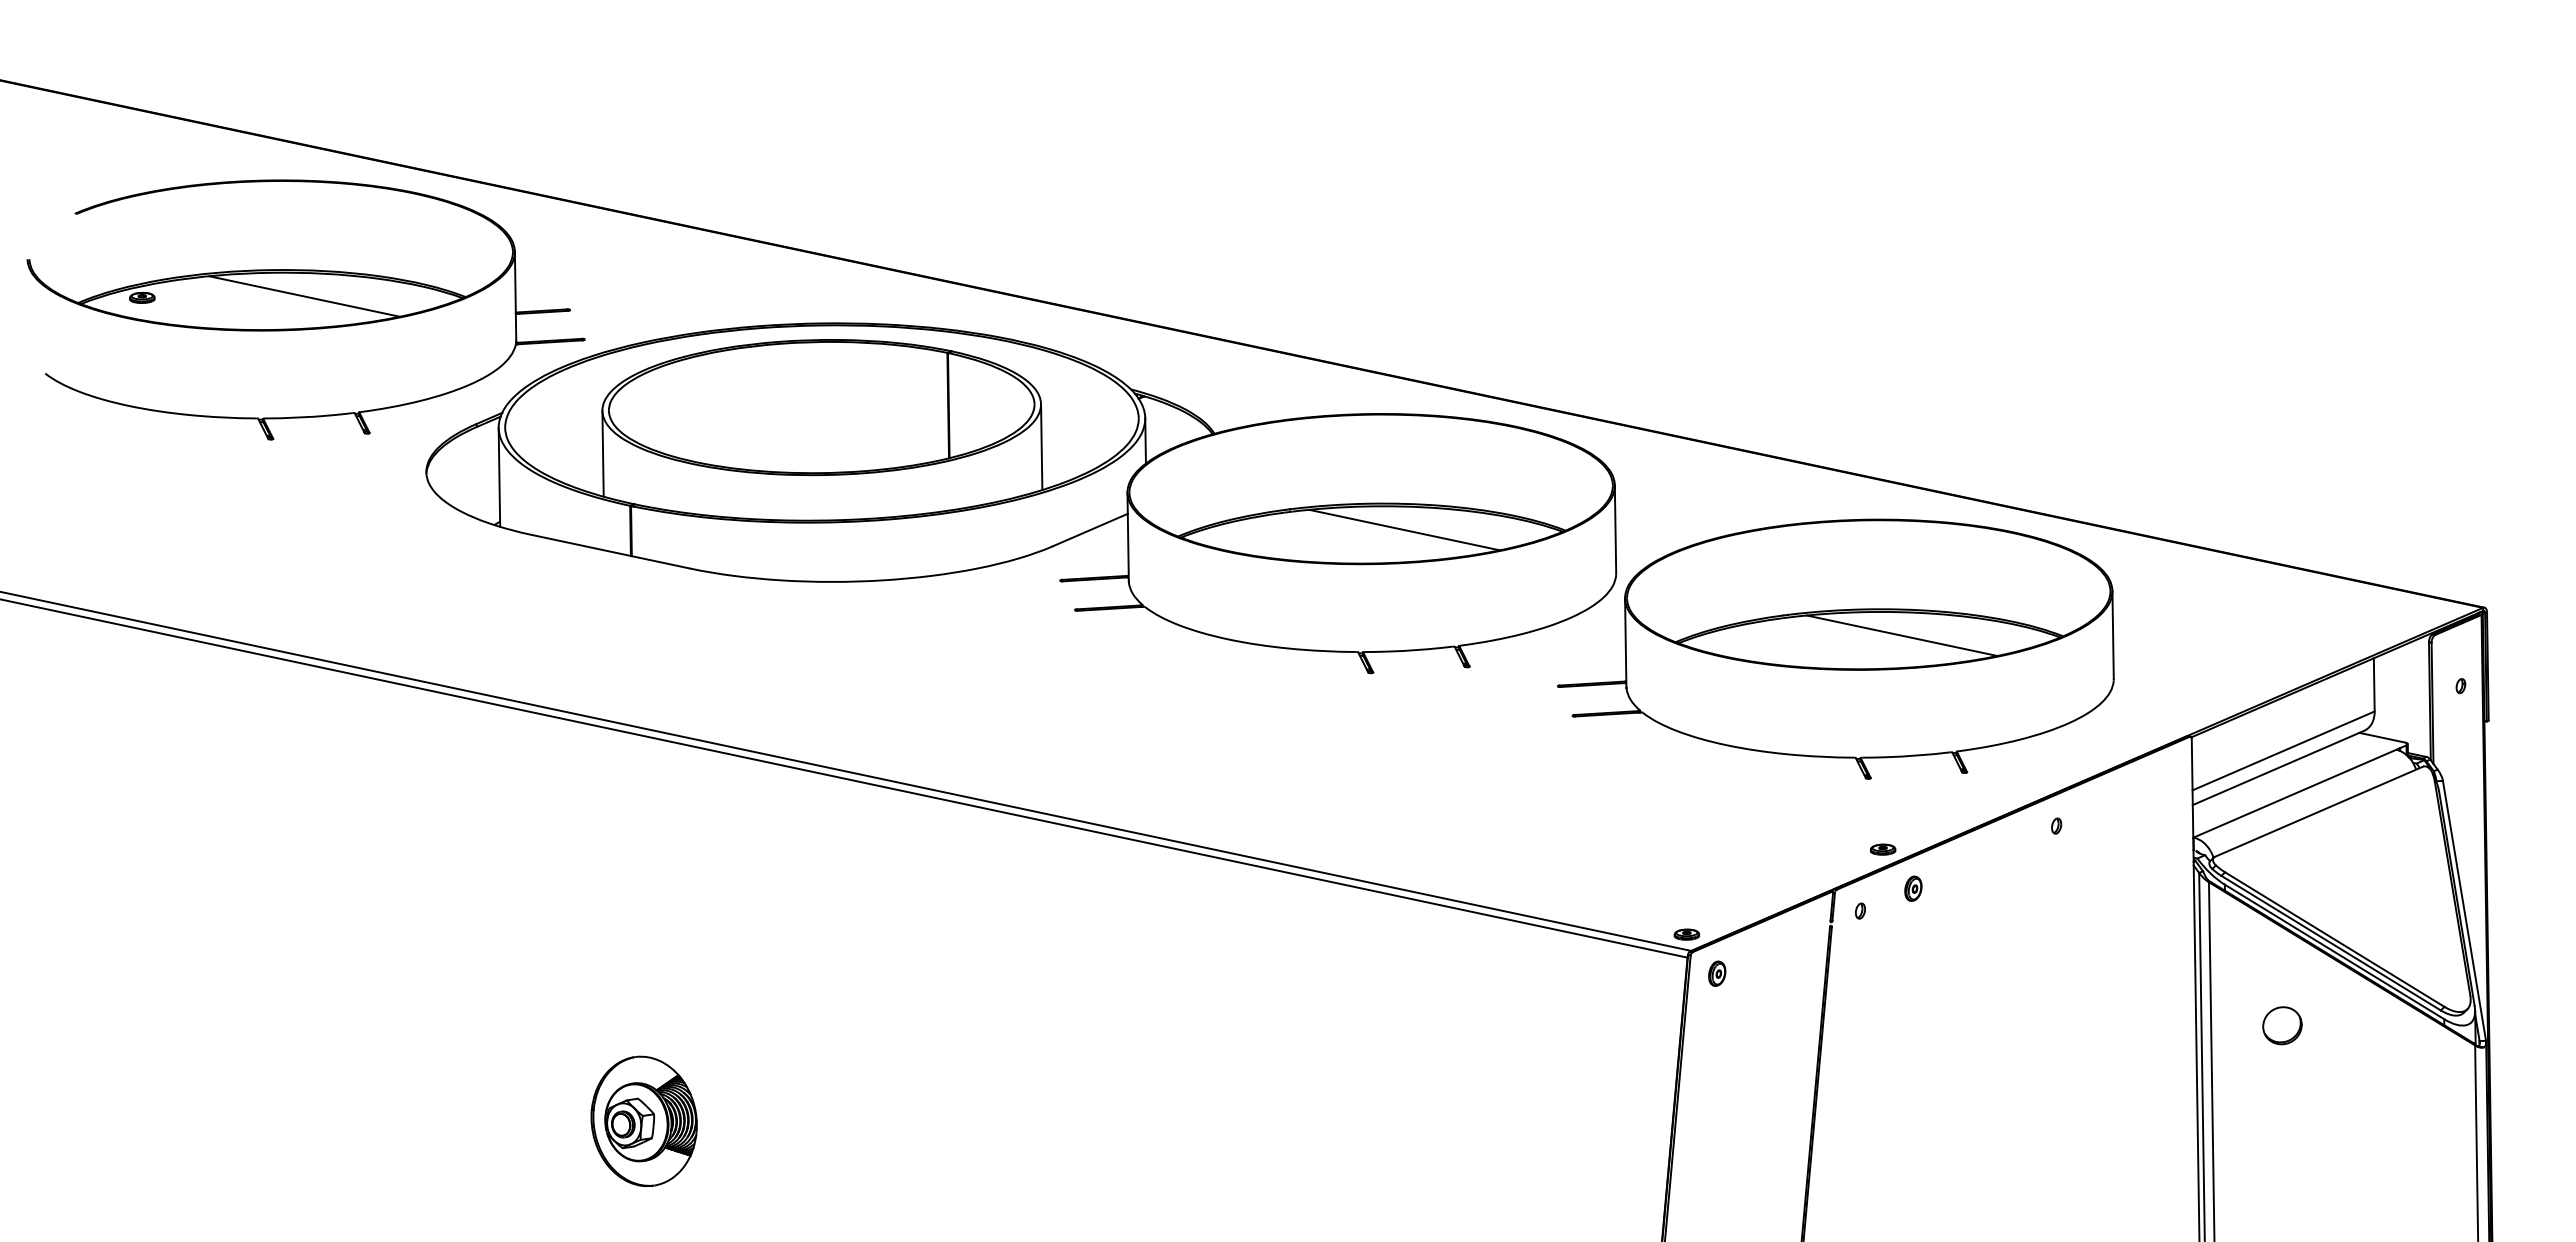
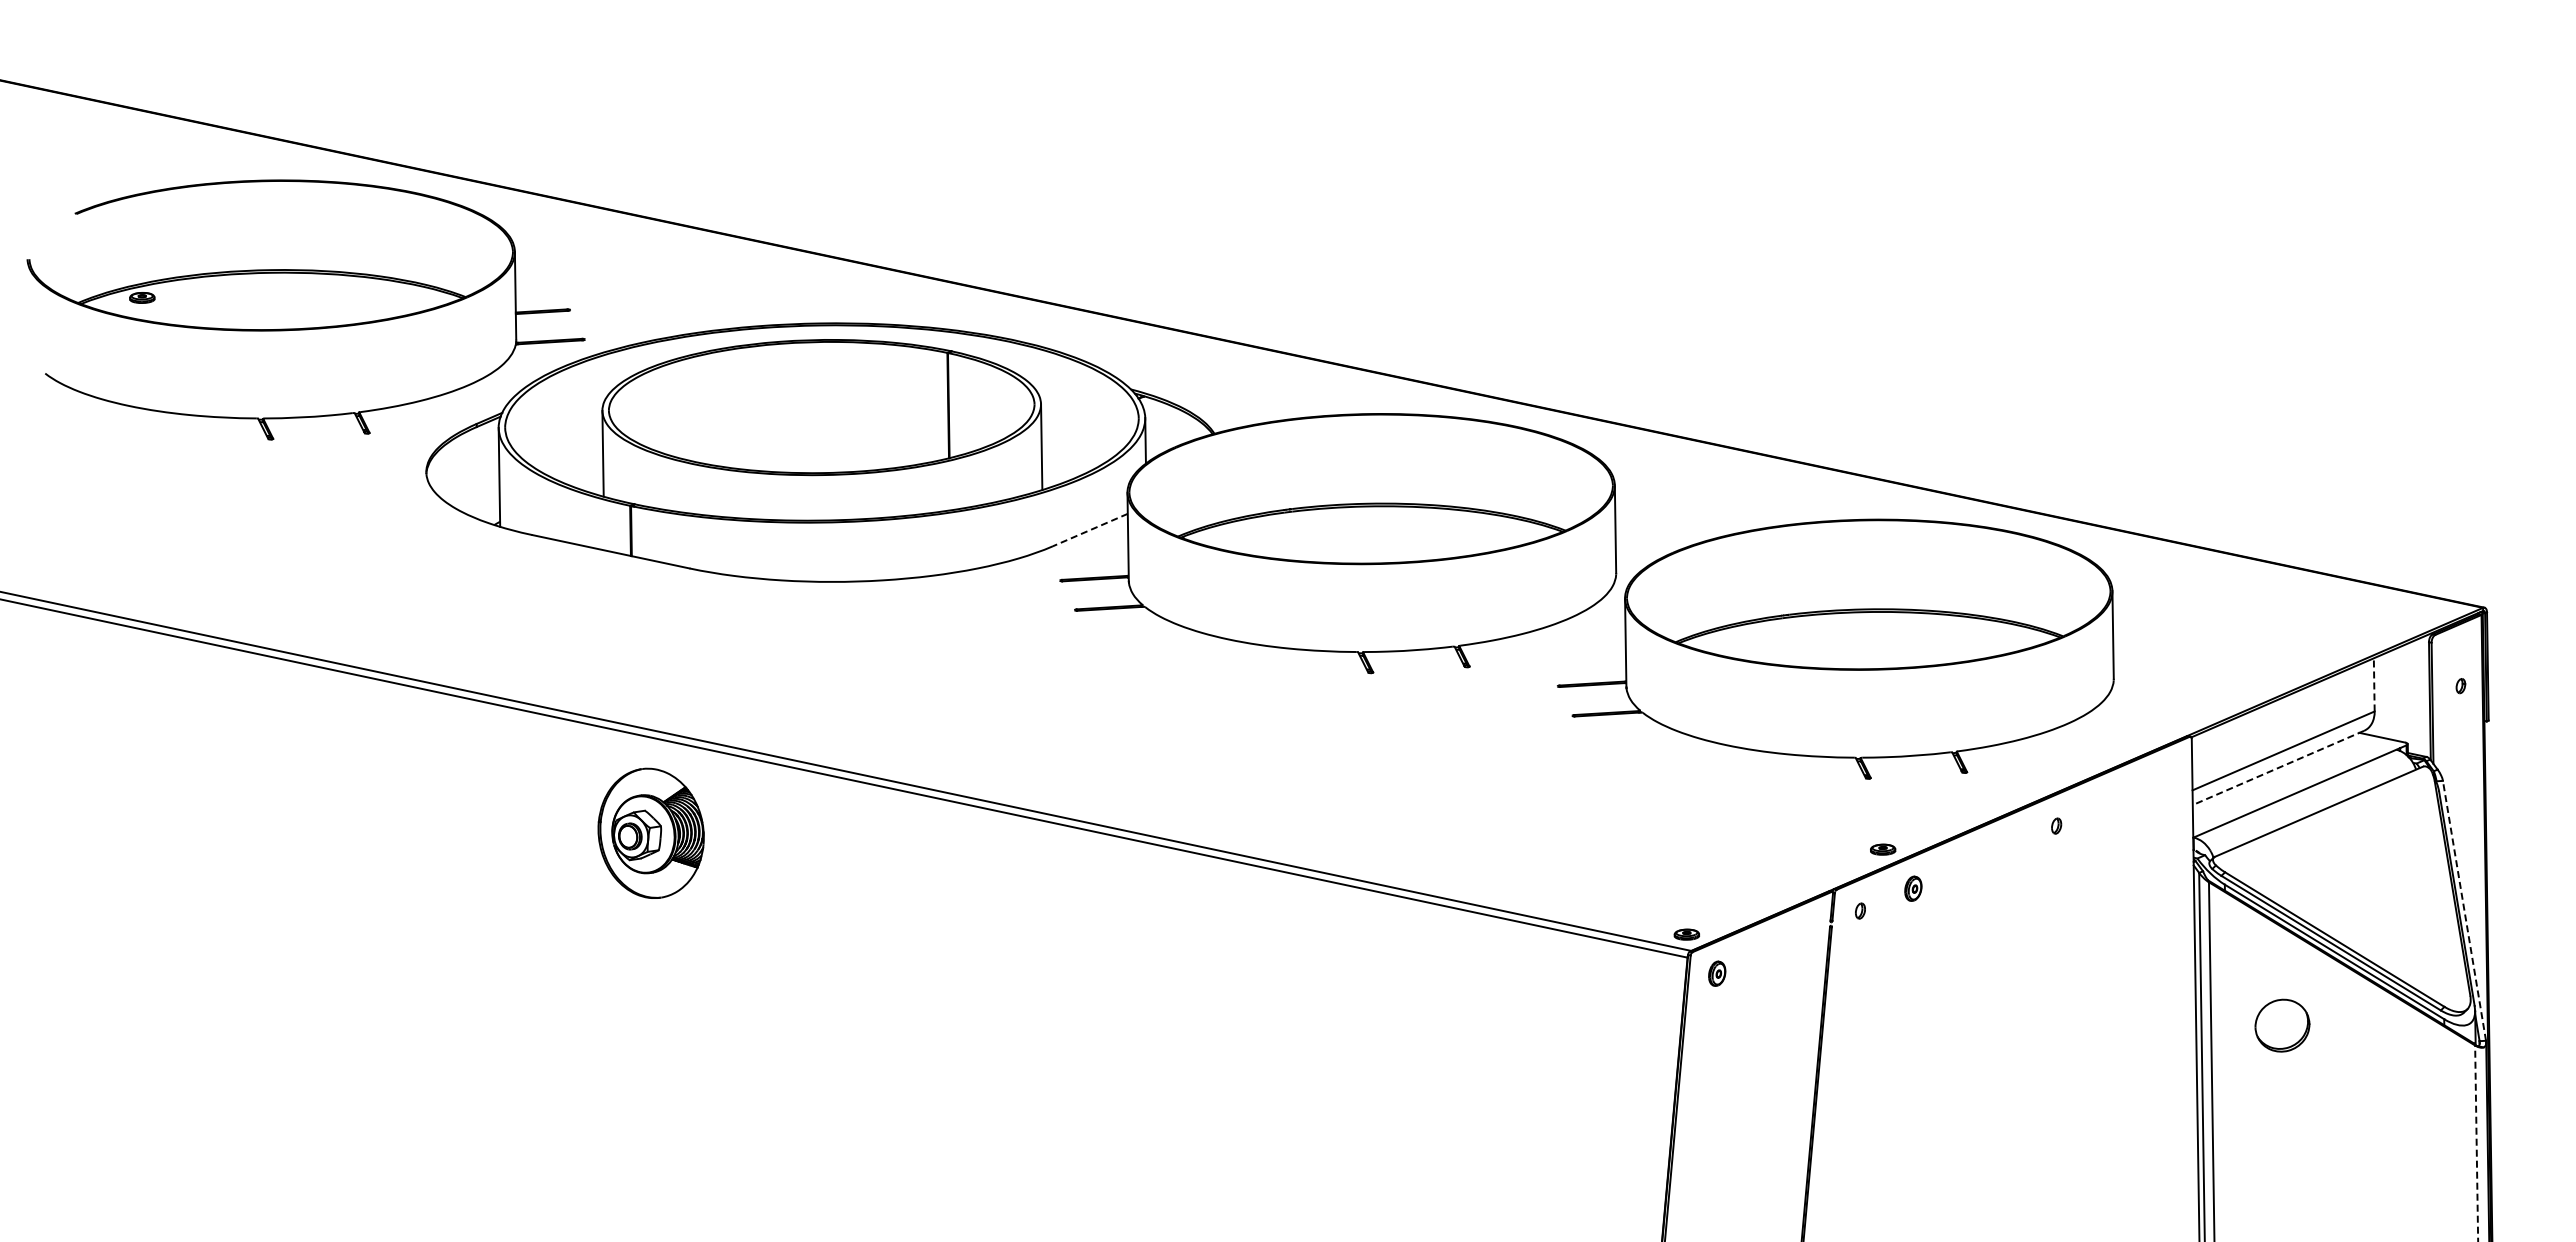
line: present -> none (304, 296)
line: present -> none (1404, 529)
line: solid -> dashed (1090, 530)
line: present -> none (1901, 635)
line: solid -> dashed (2374, 684)
line: solid -> dashed (2277, 768)
line: solid -> dashed (2464, 910)
part size: 41x40 px -> 57x55 px (2282, 1025)
part position: (643, 1120) -> (650, 832) (650, 832)
line: solid -> dashed (2476, 1143)
